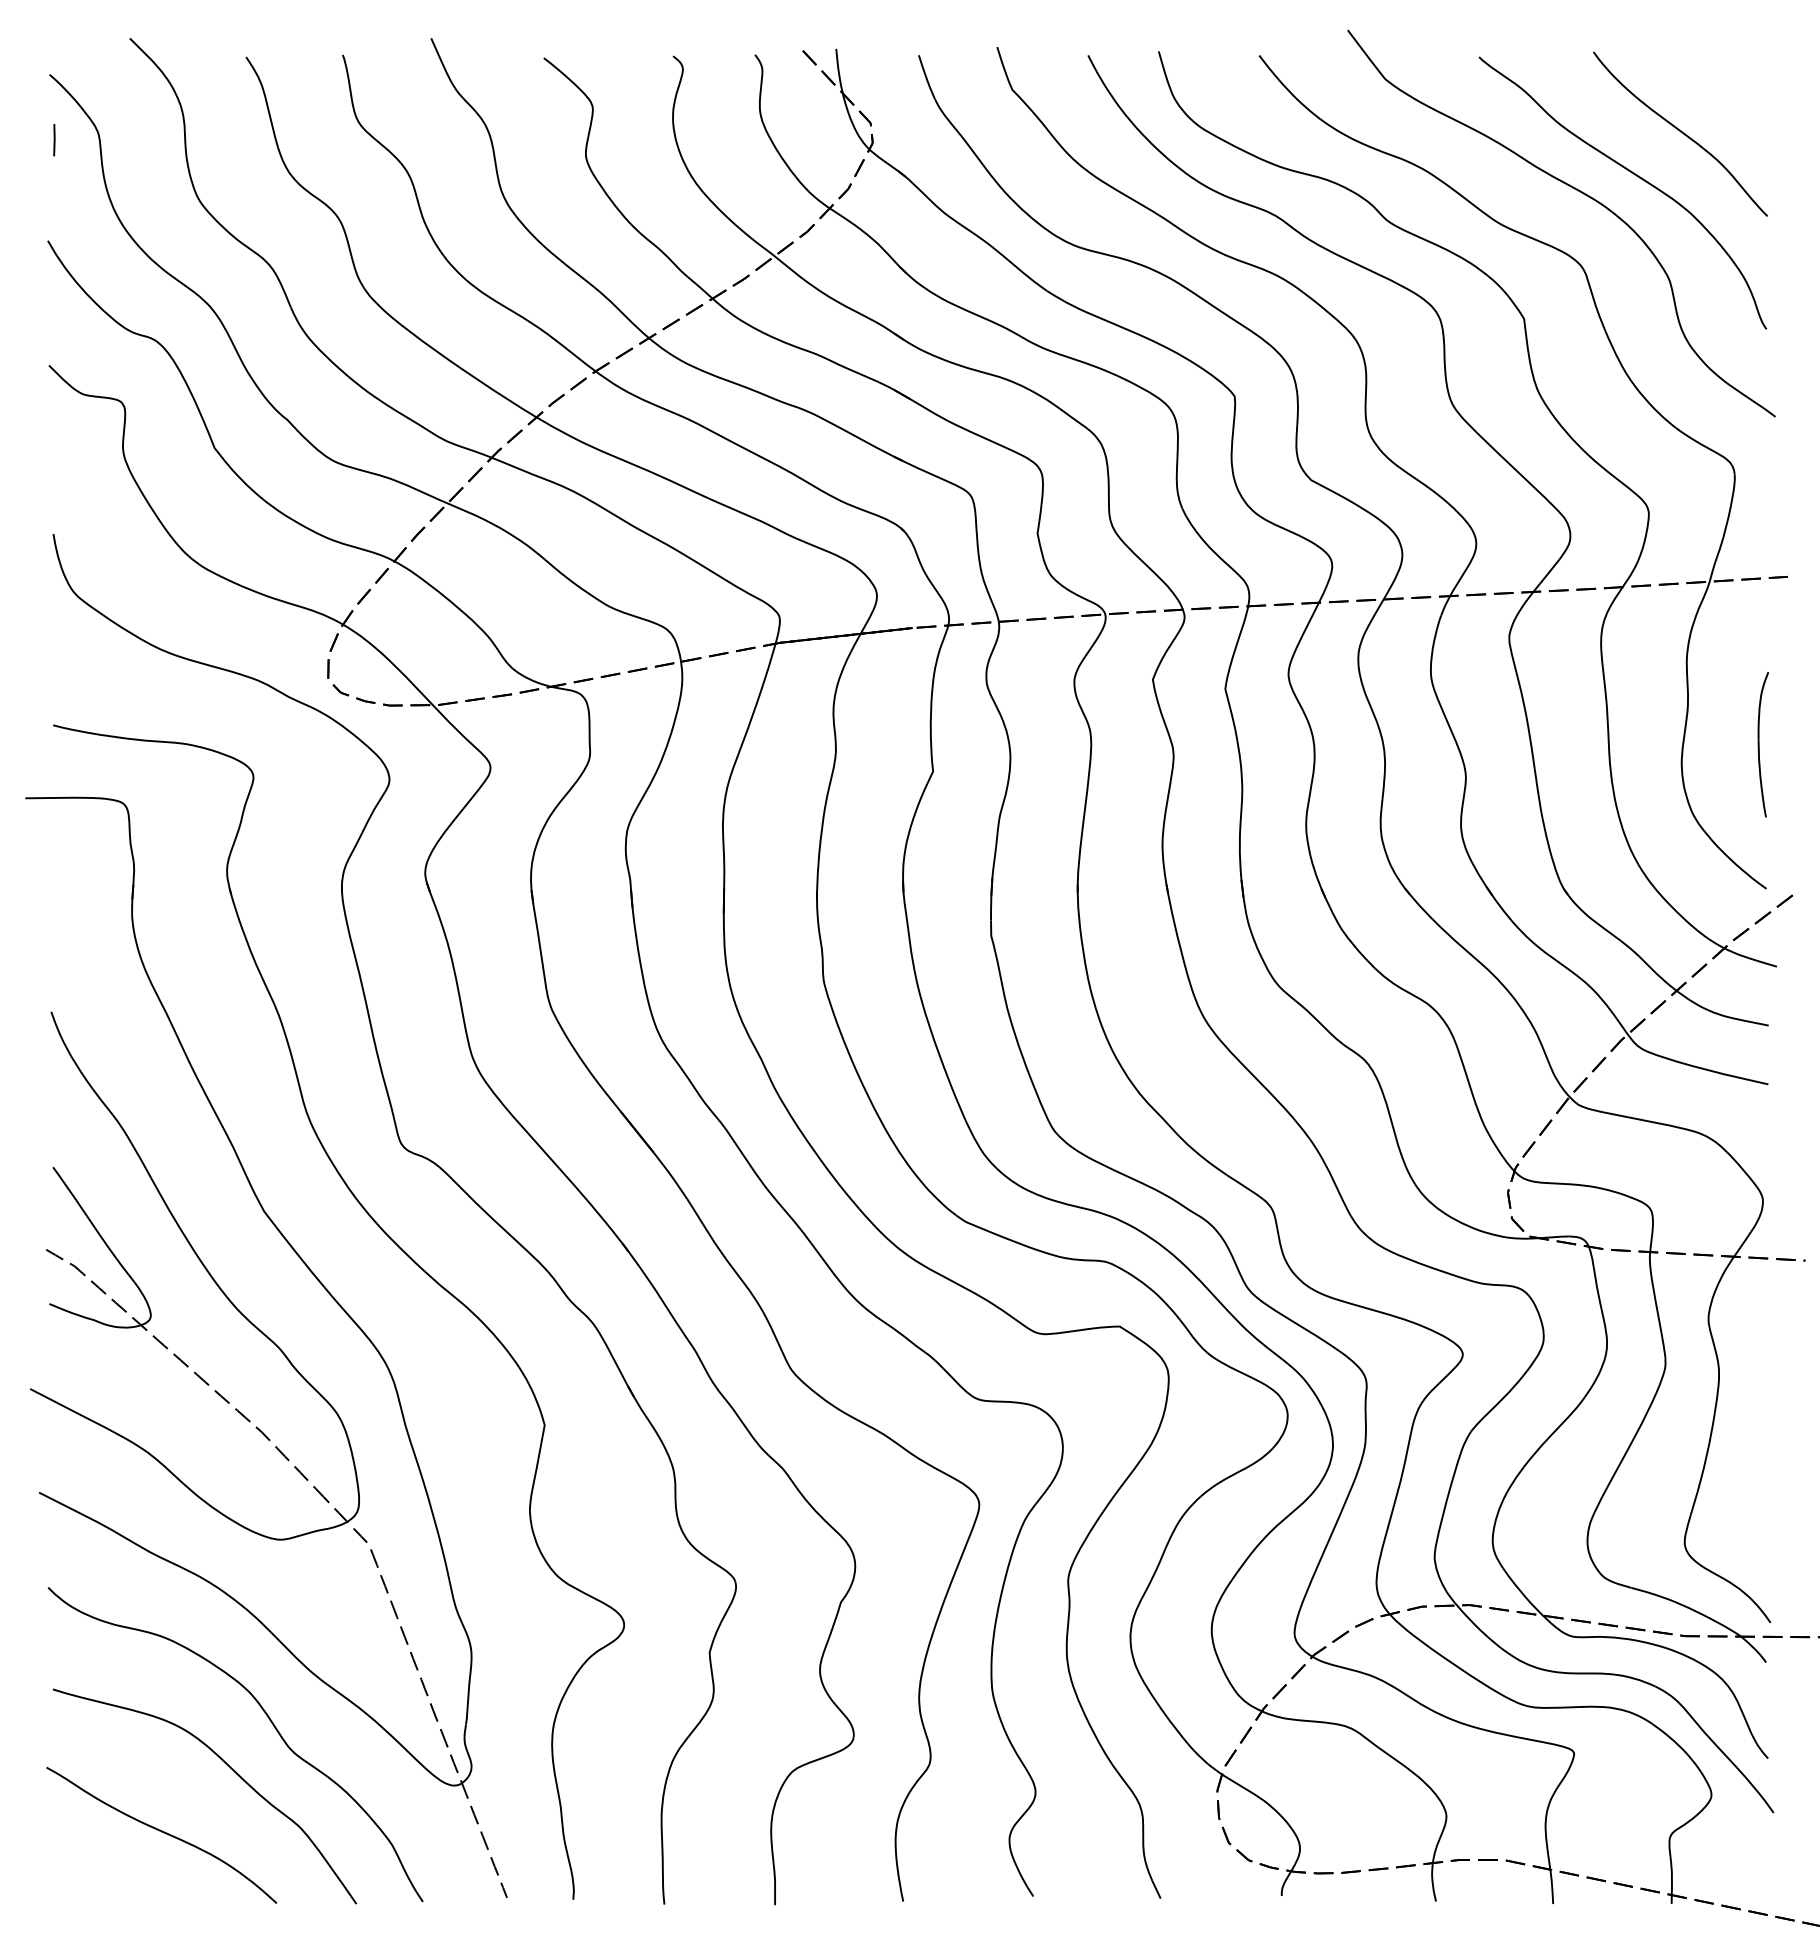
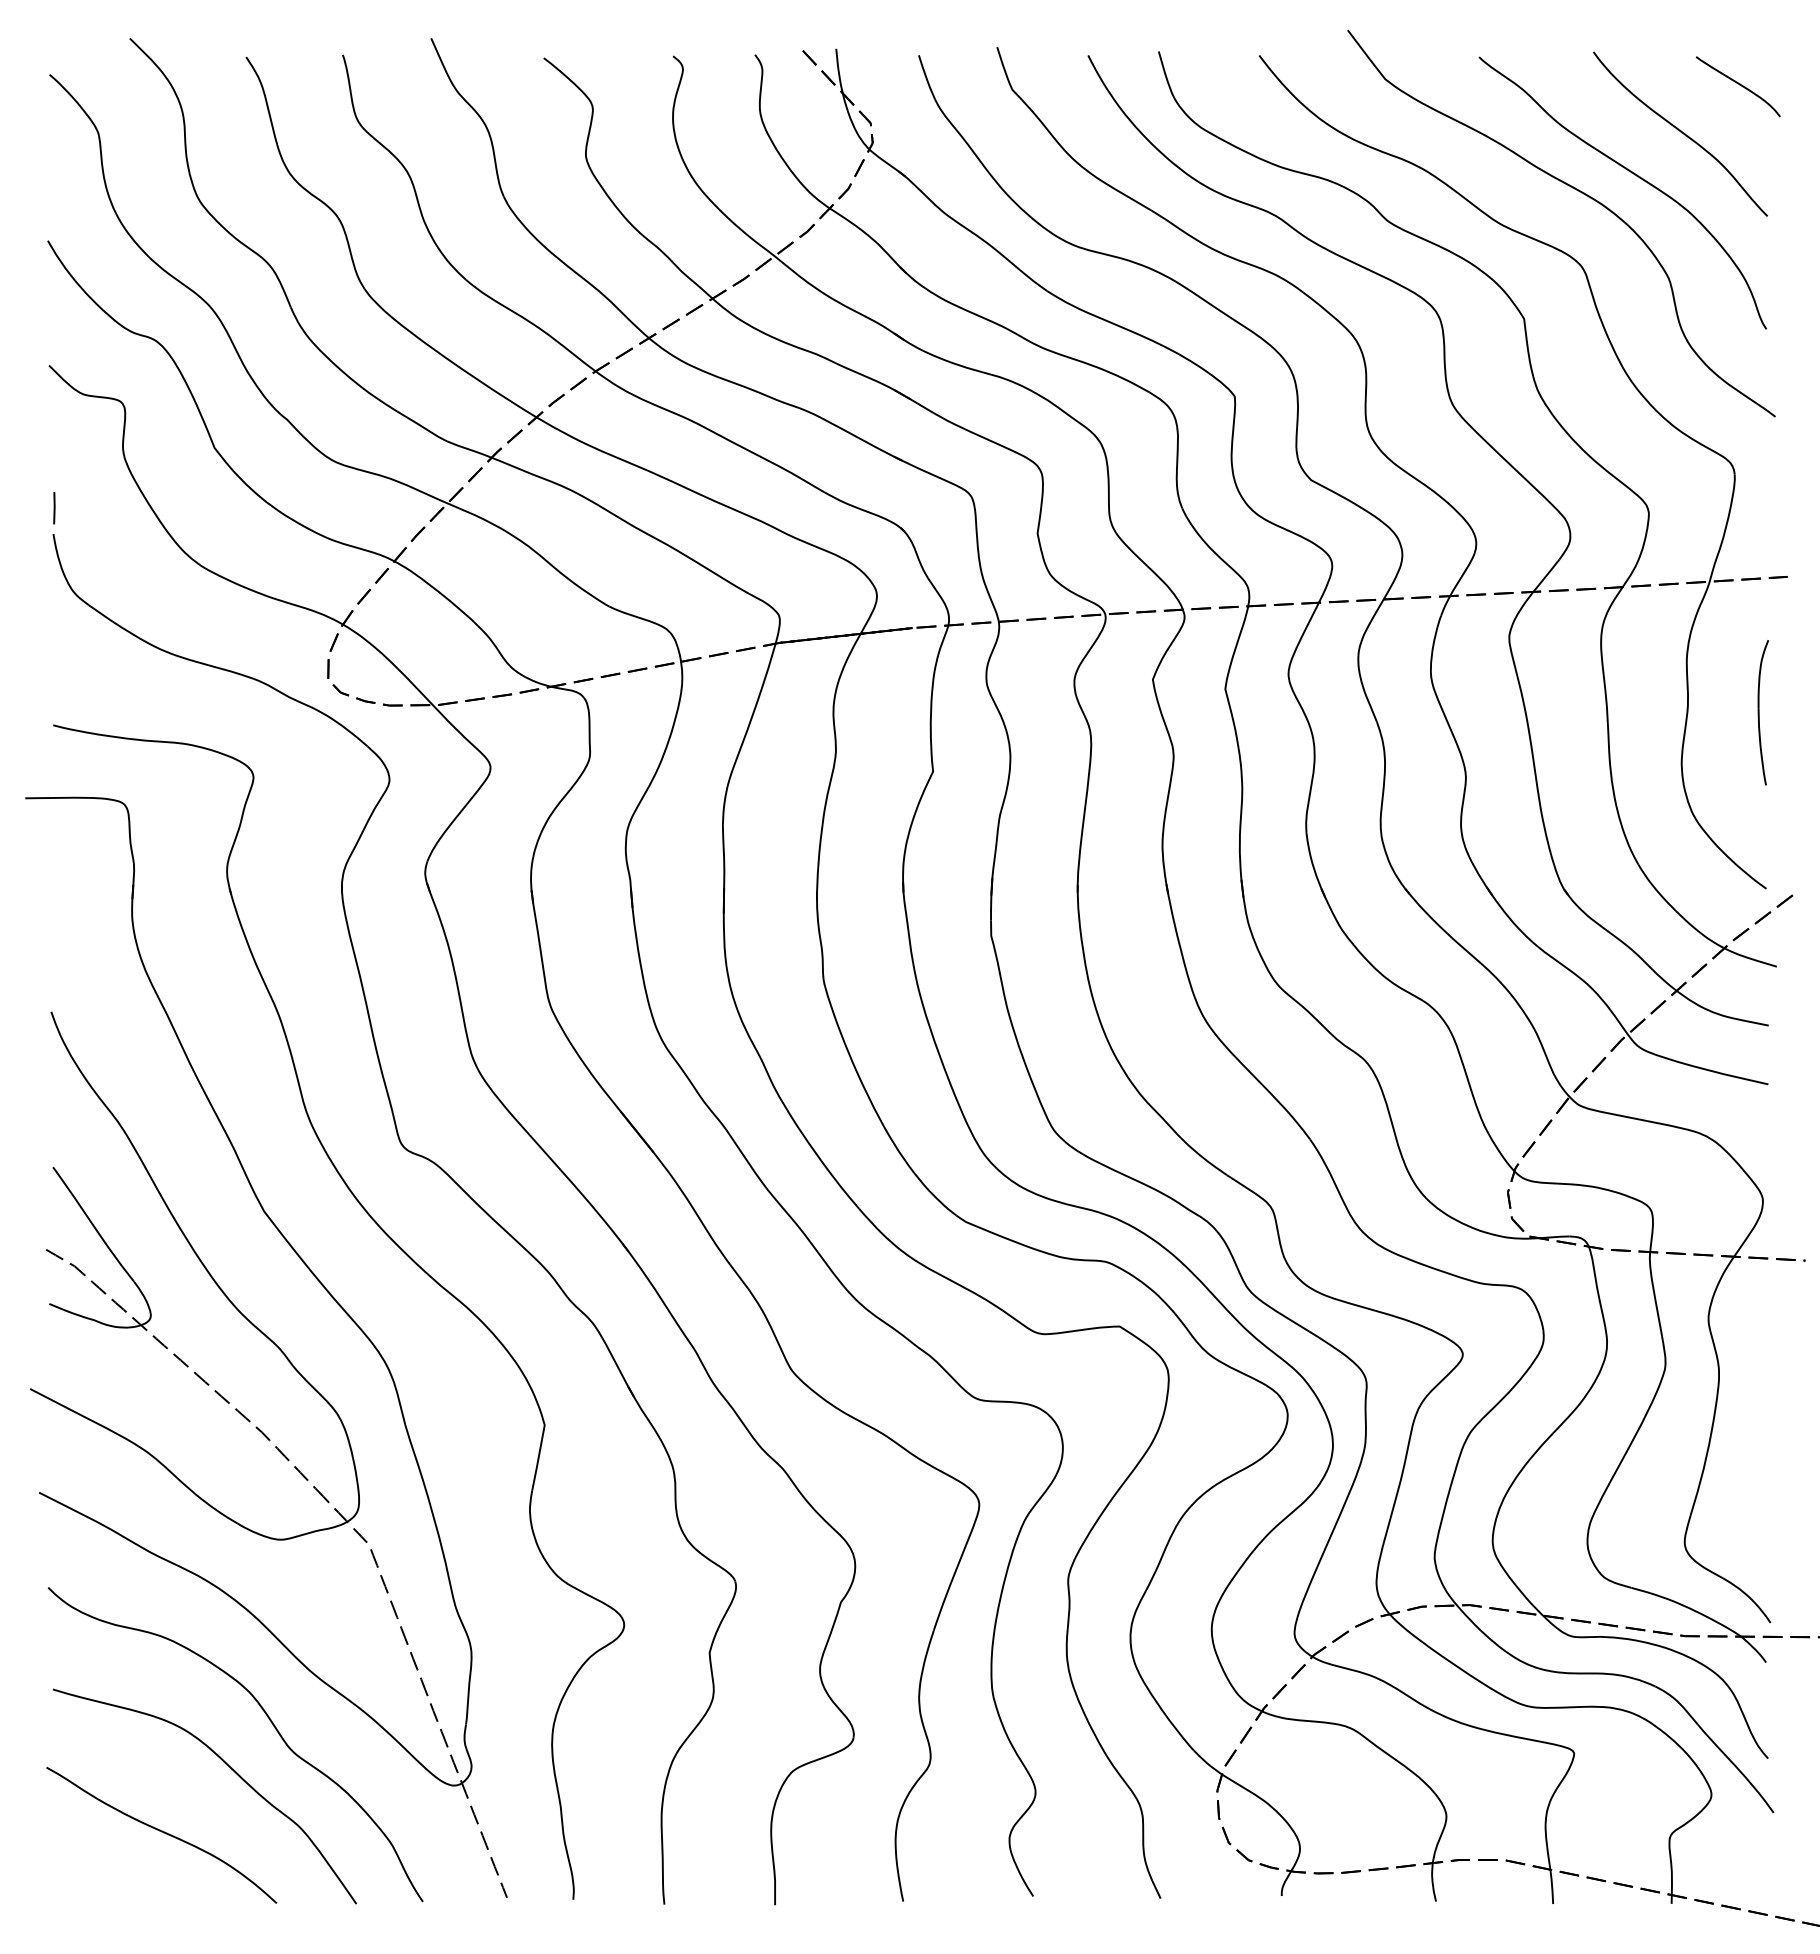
curve: none -> present (1737, 84)
line position: (54, 140) -> (54, 508) (54, 508)
part position: (1763, 744) -> (1763, 712) (1763, 712)
